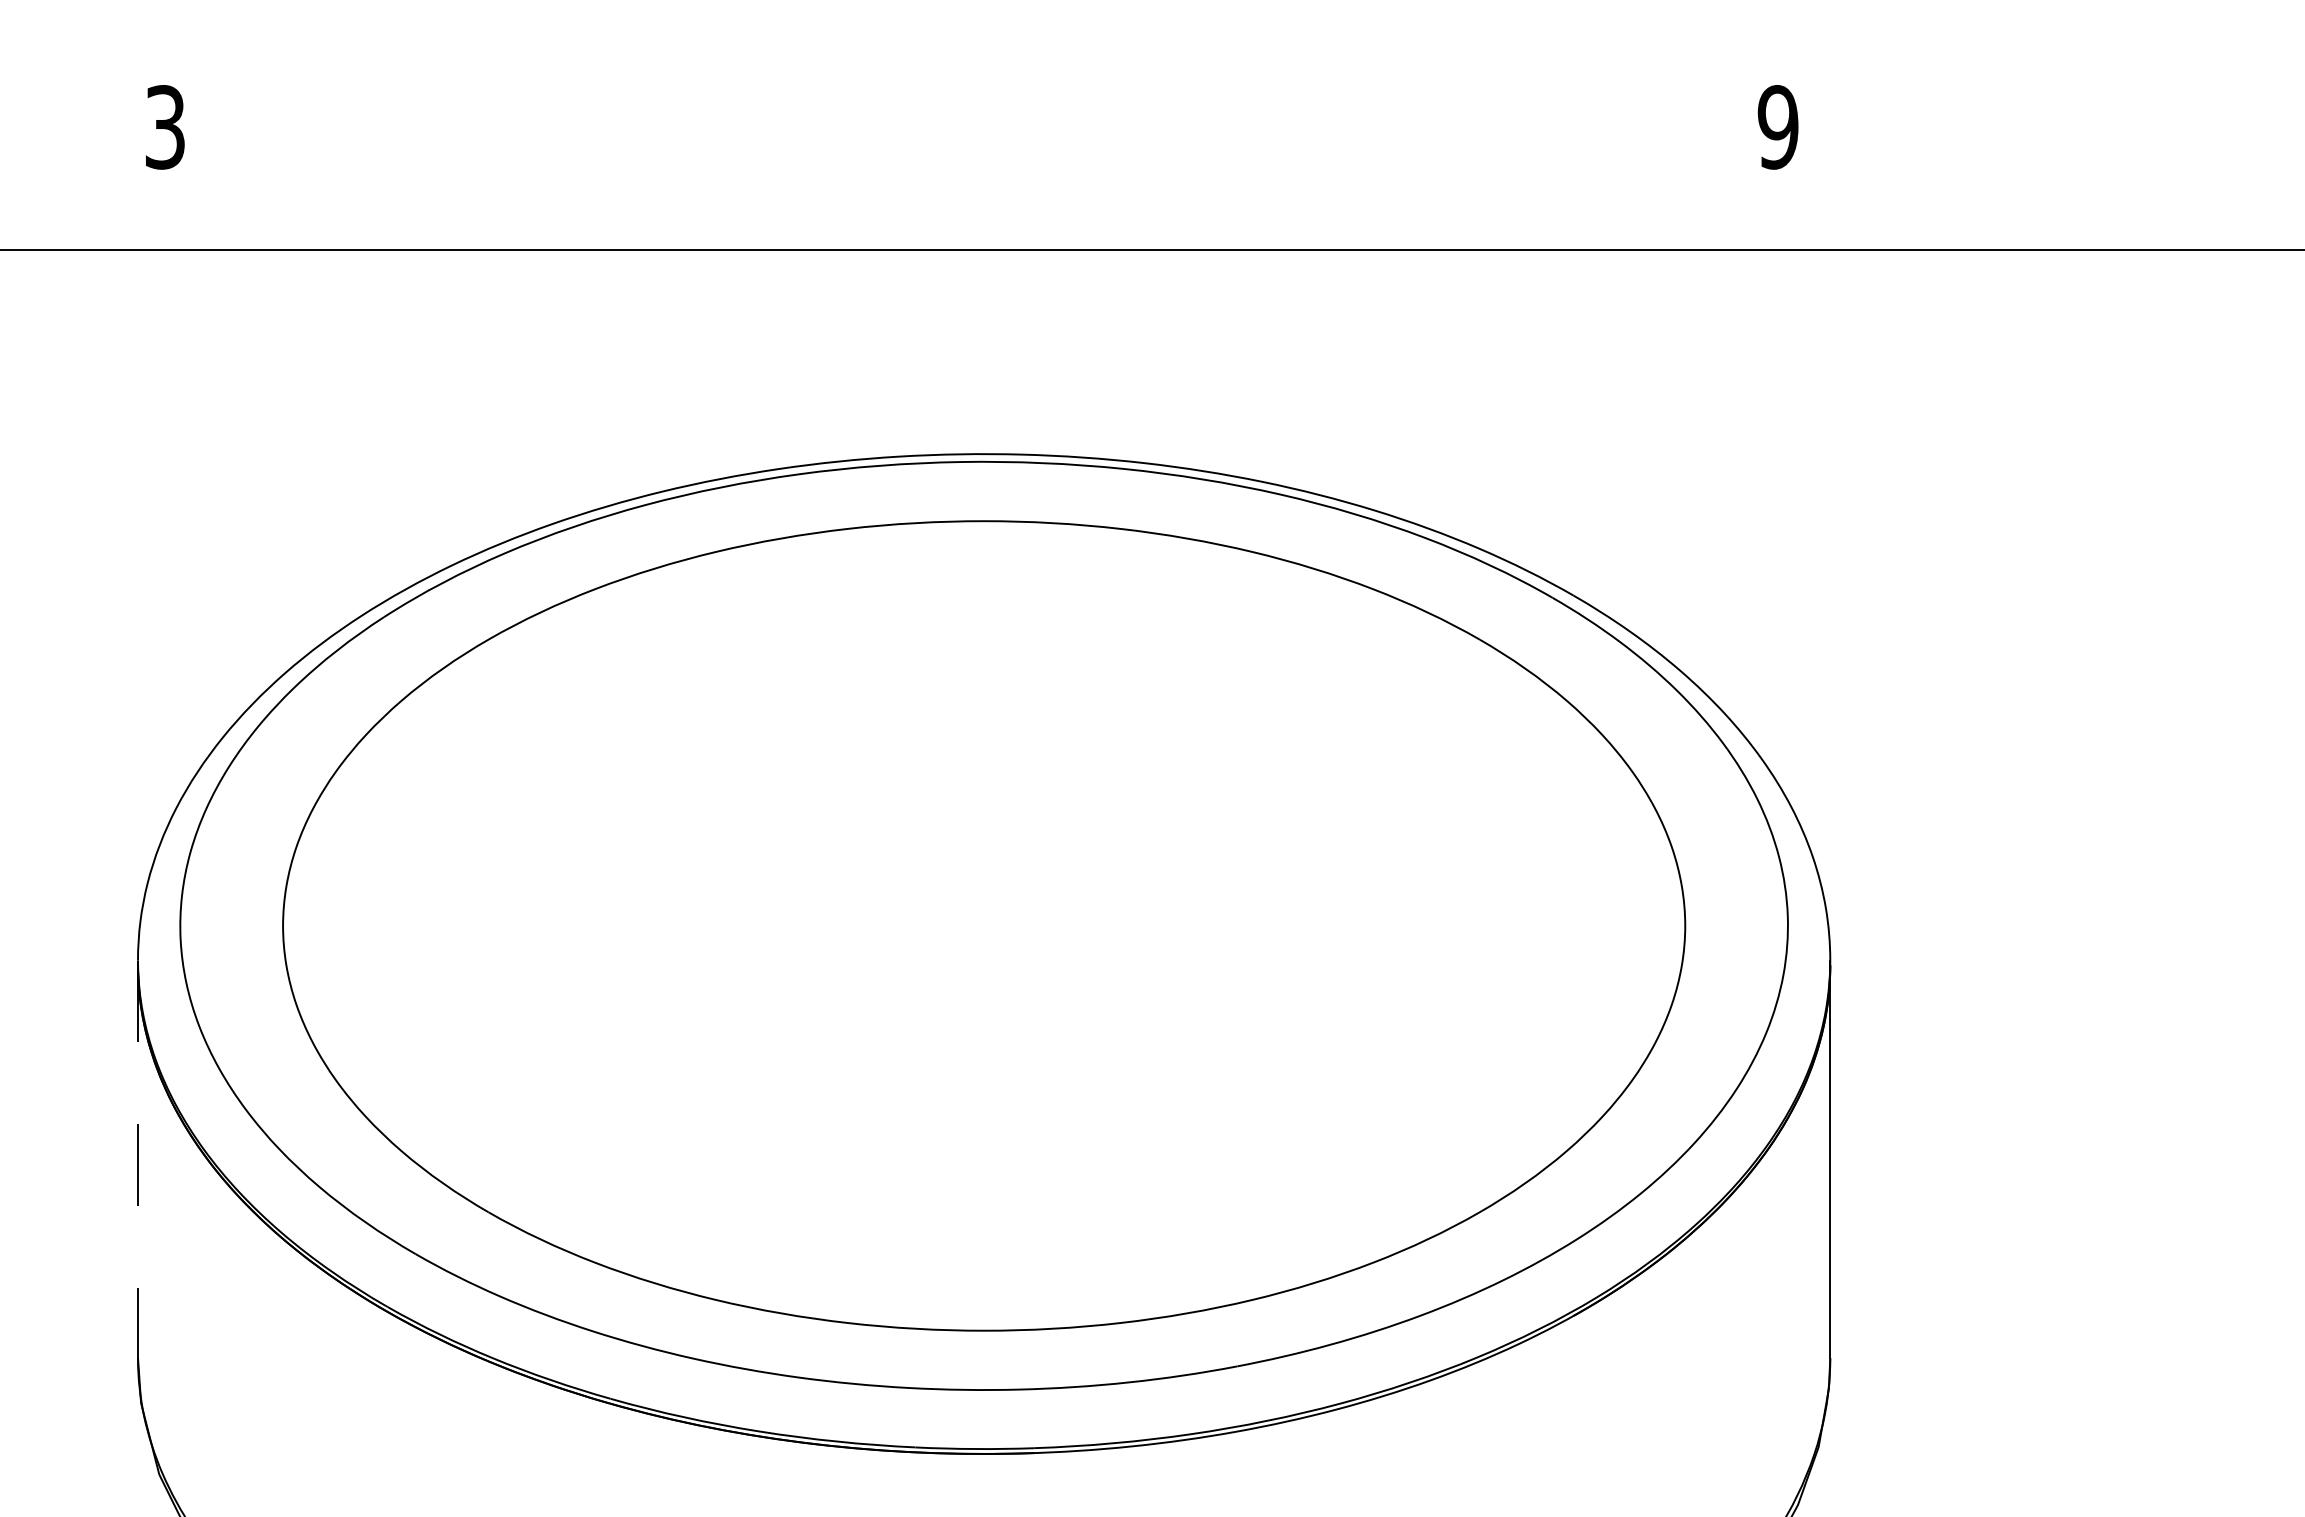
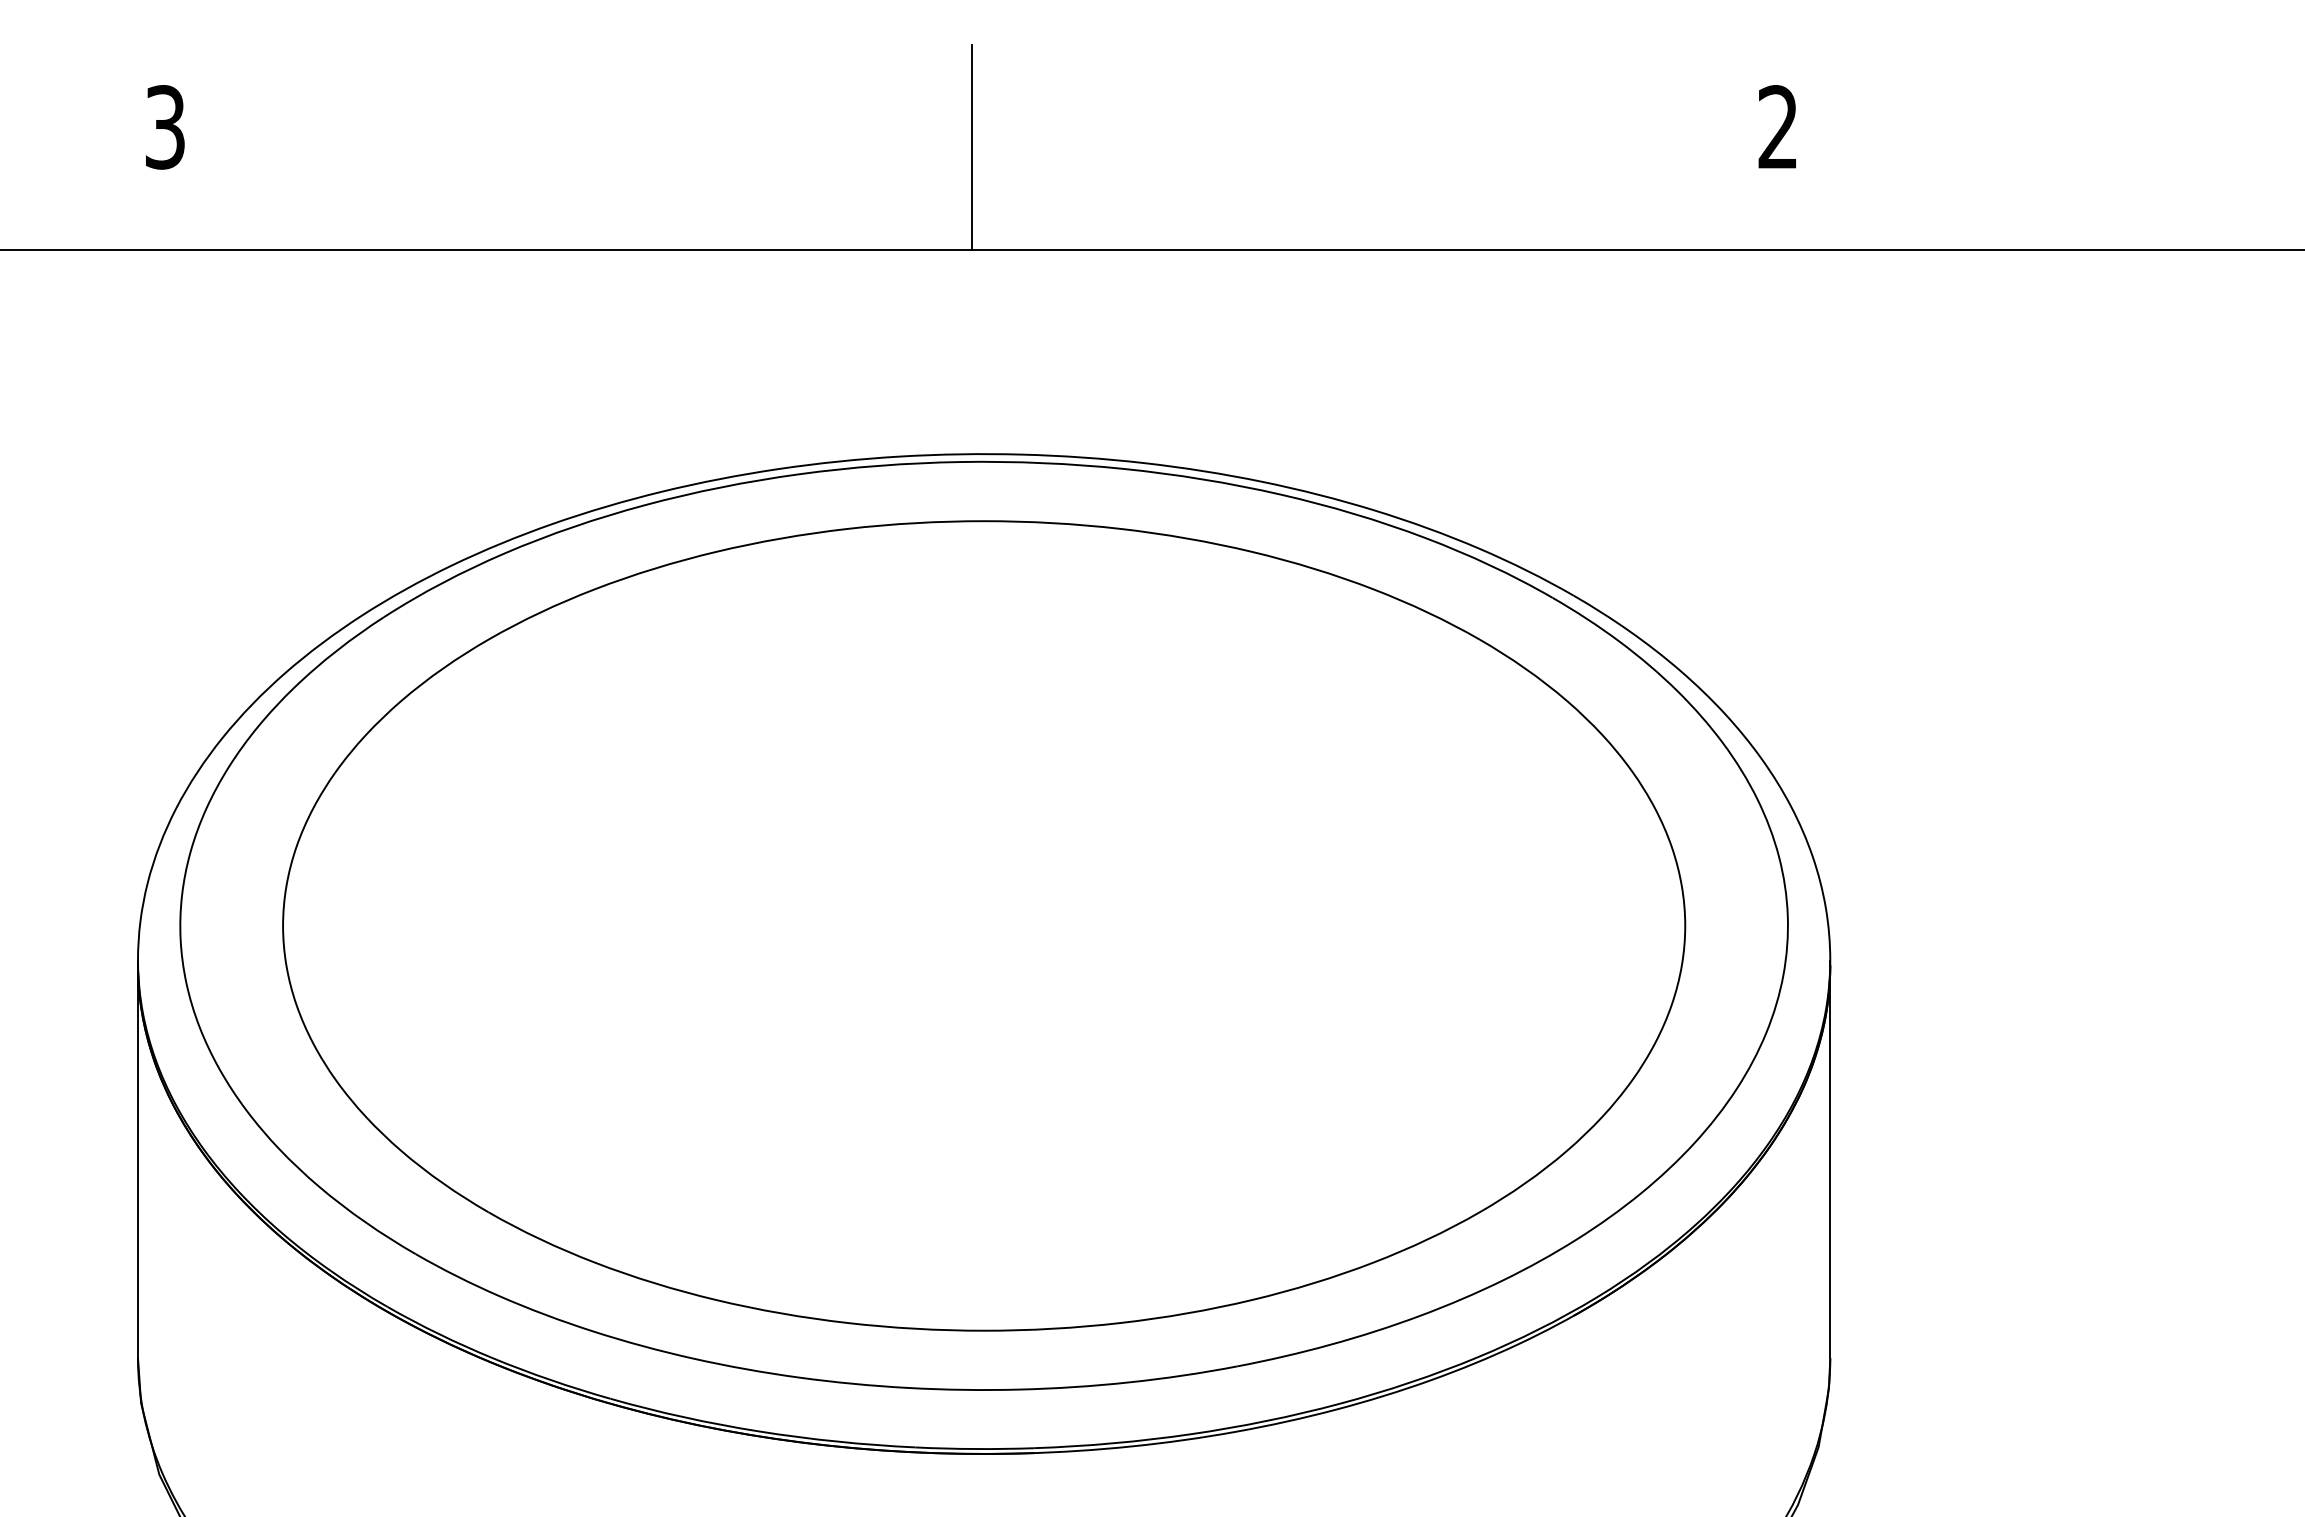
text: 9 -> 2 (1777, 127)
line: none -> present (971, 147)
line: dashed -> solid (138, 1159)
